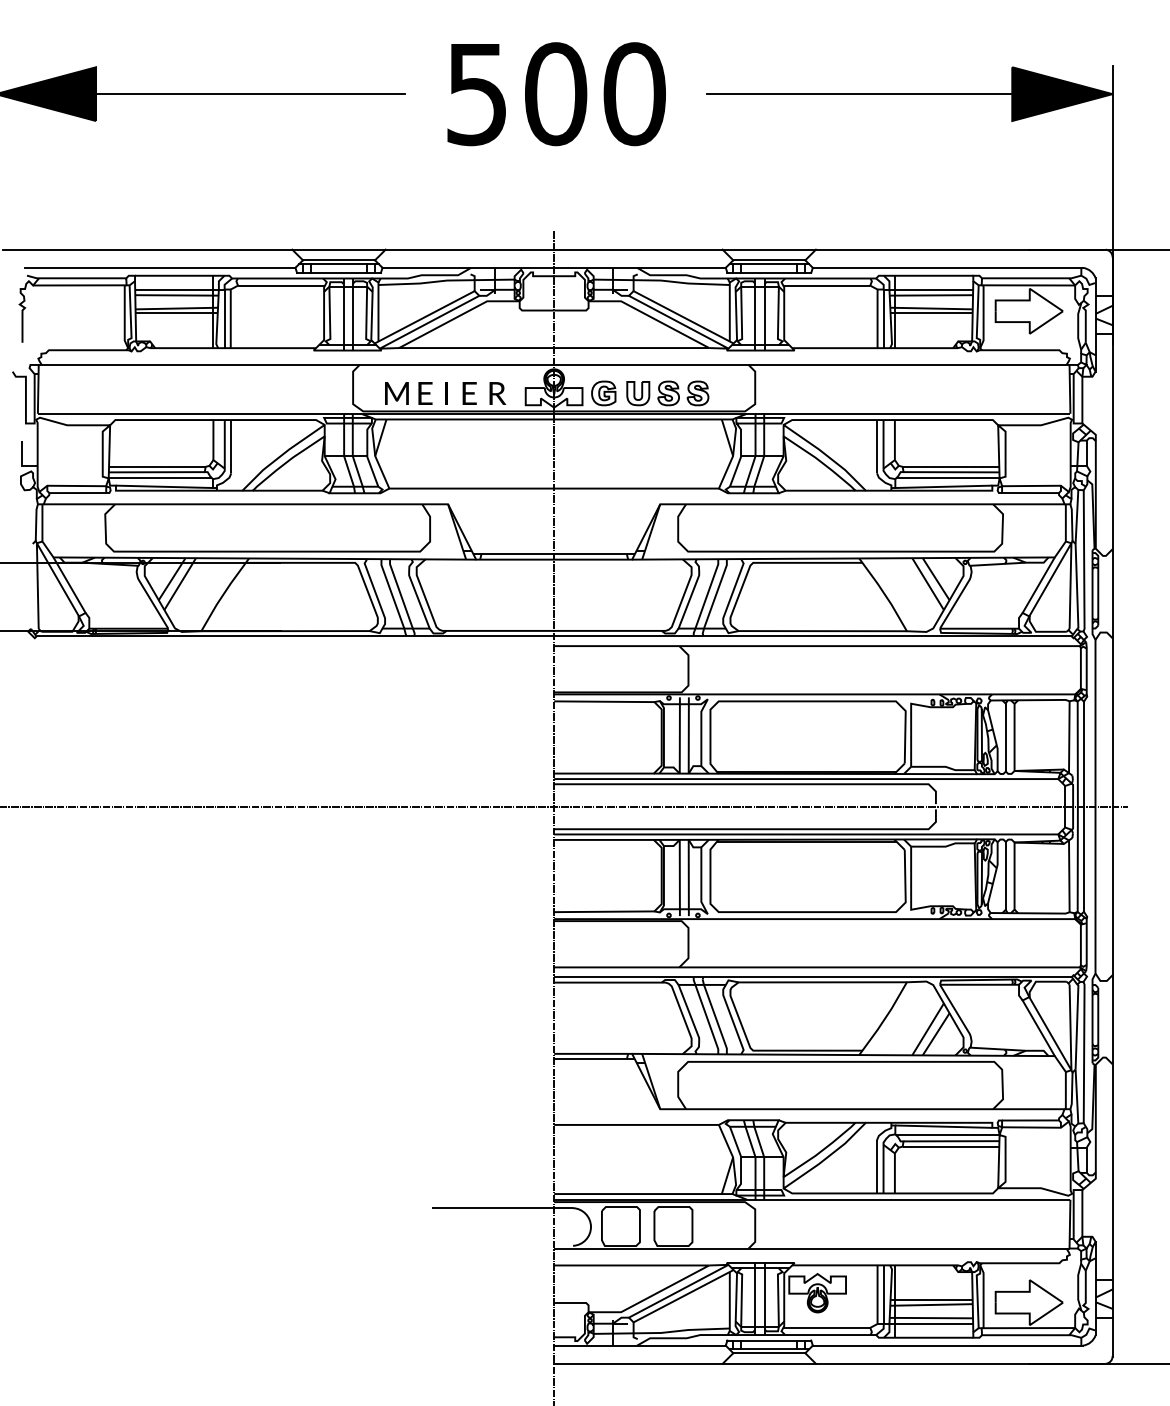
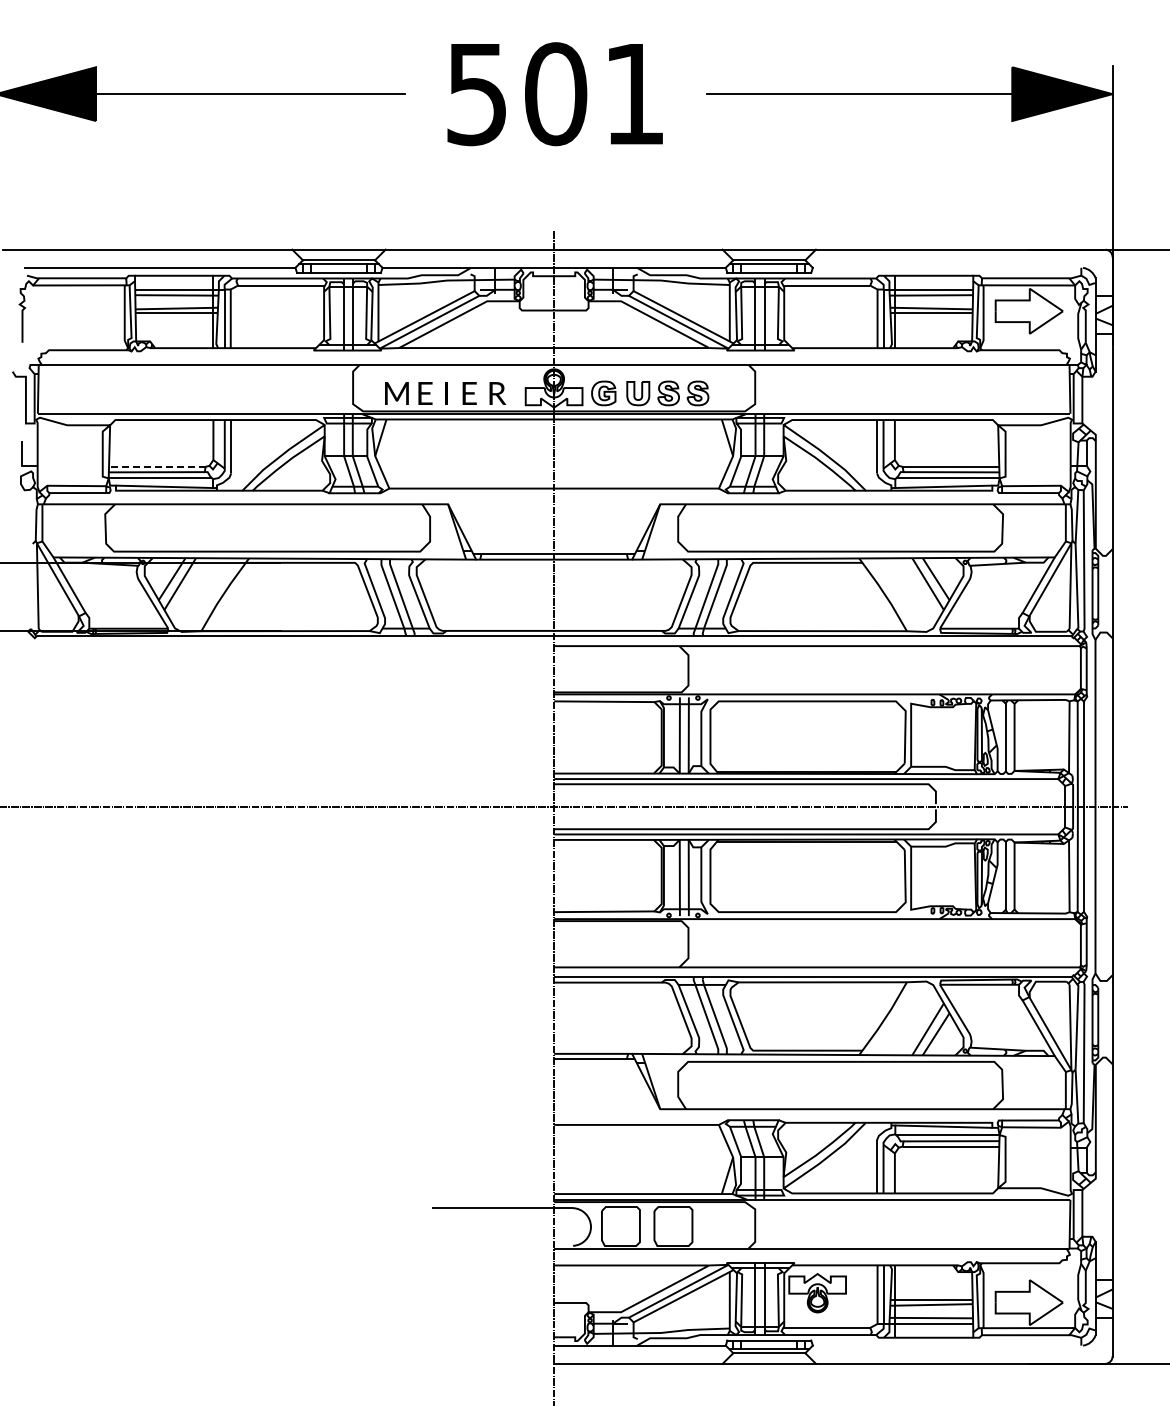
text: 500 -> 501 (634, 94)
line: present -> none (947, 267)
line: solid -> dashed (156, 466)
line: present -> none (947, 1345)
